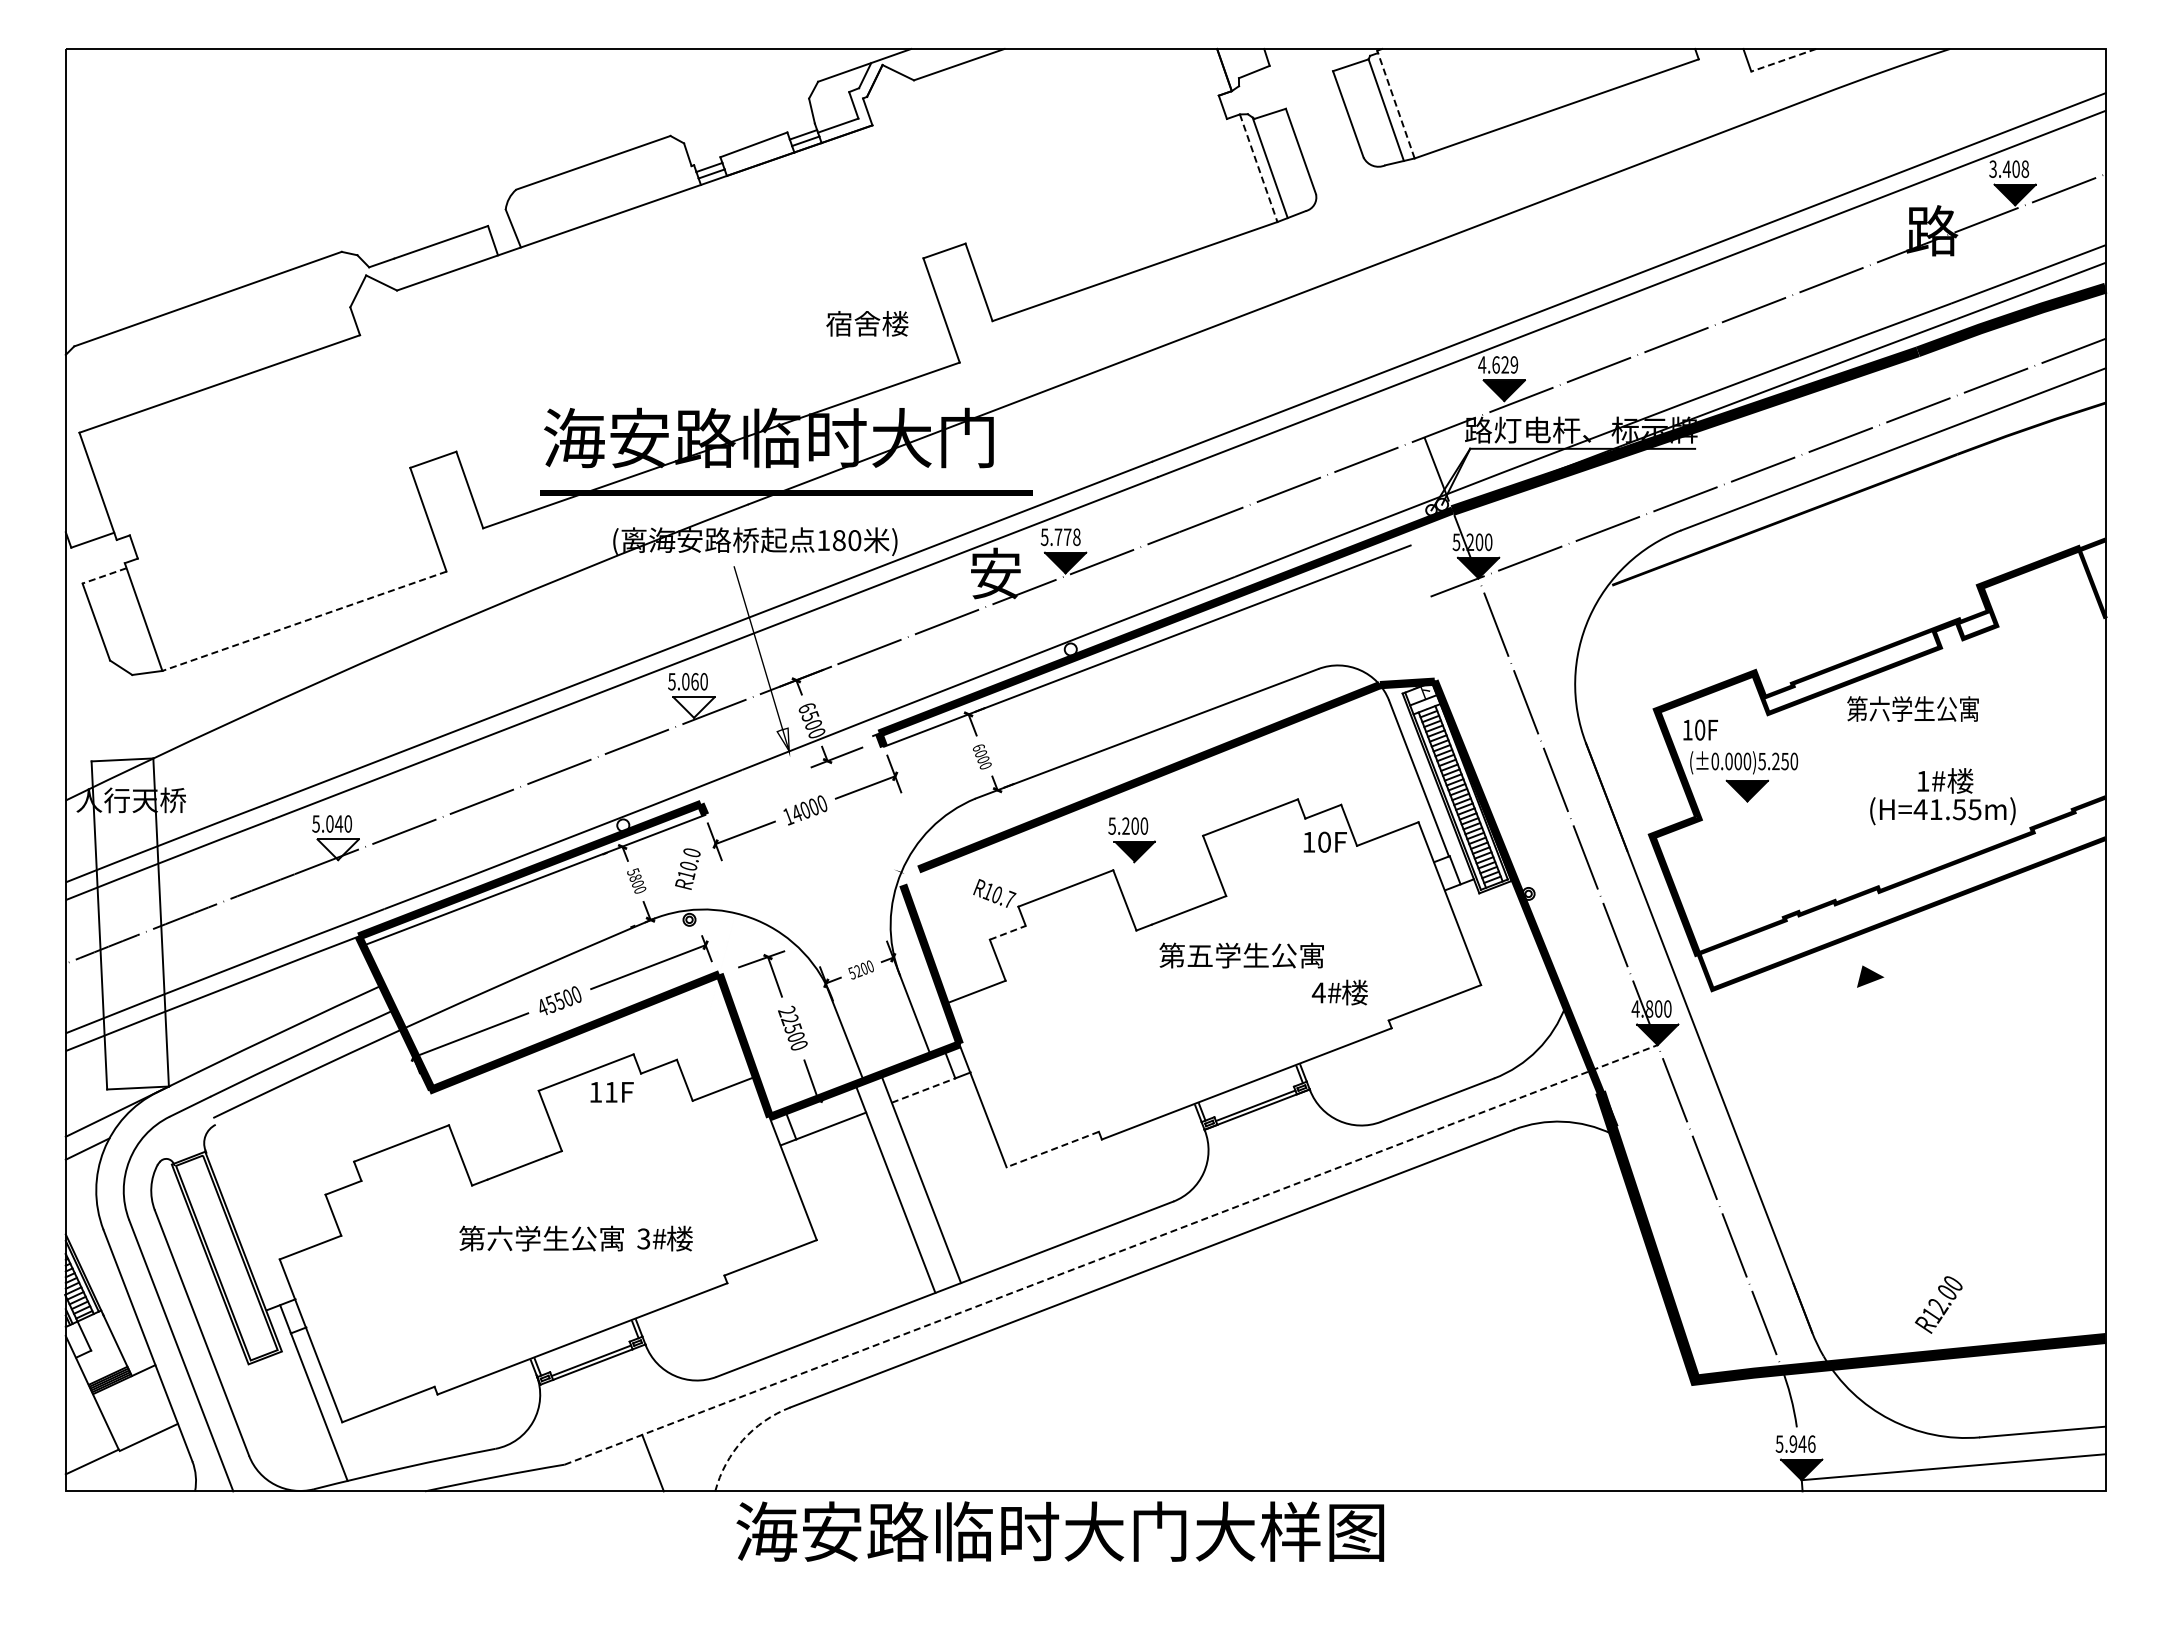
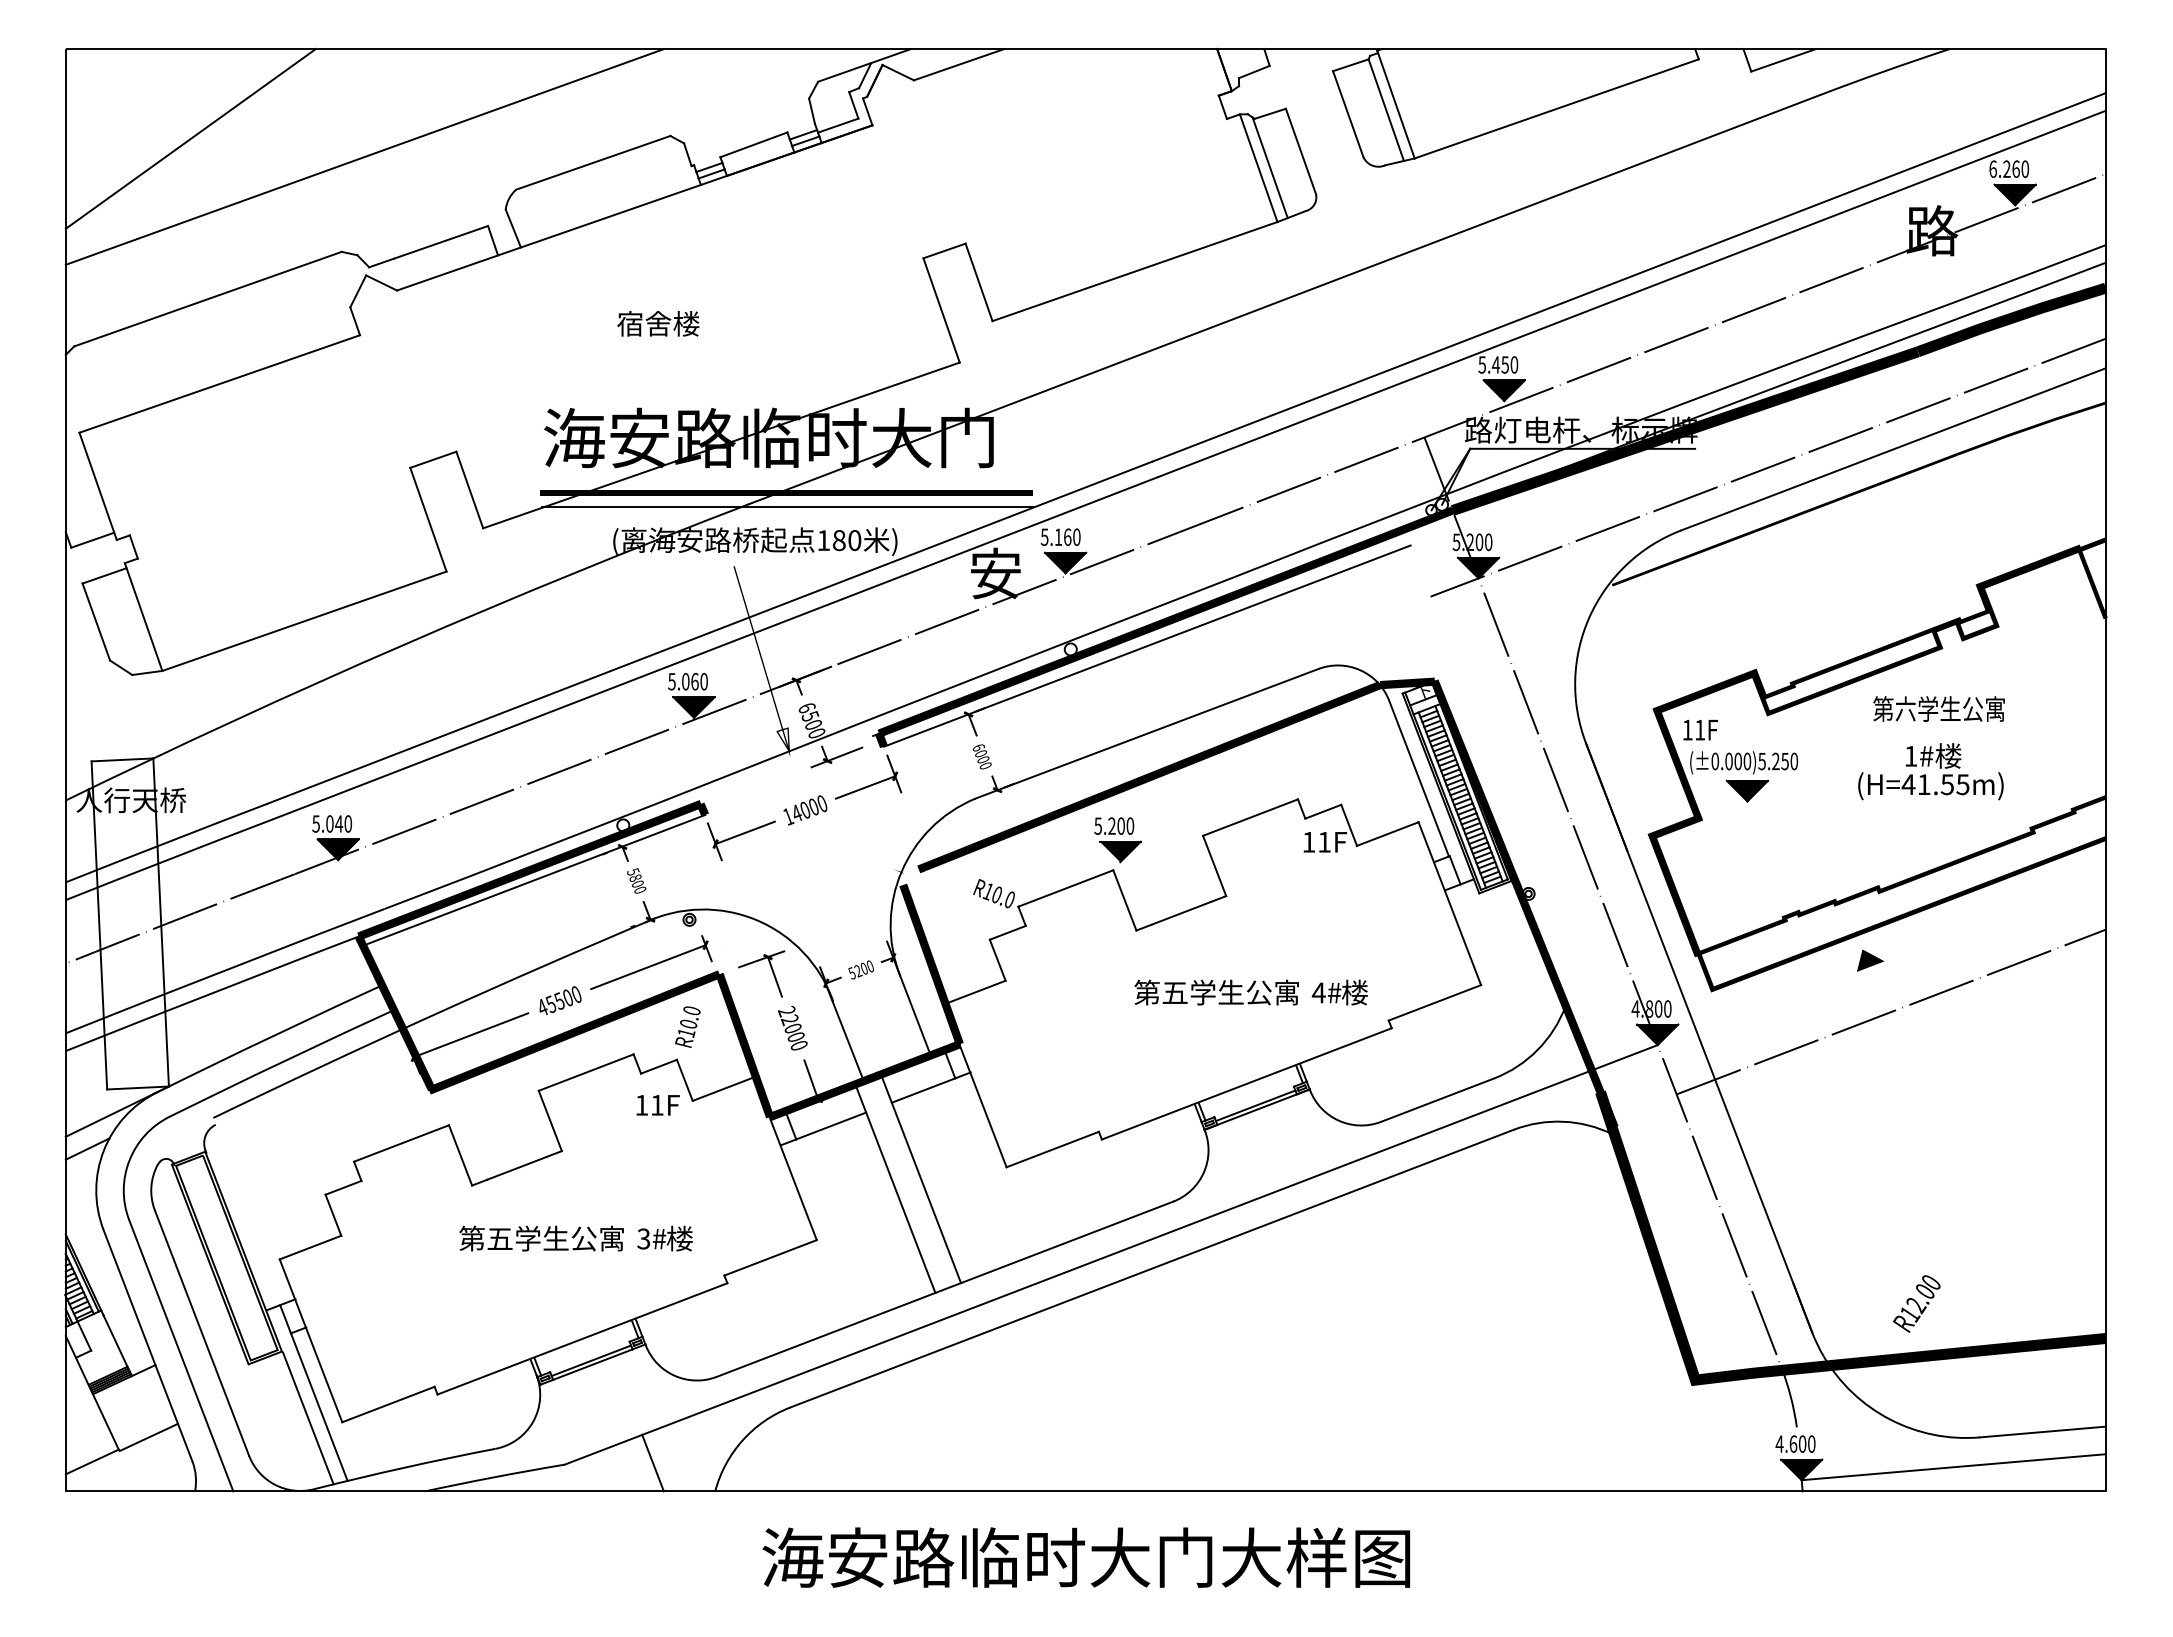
line: dashed -> solid (1783, 60)
line: dashed -> solid (1395, 104)
line: none -> present (190, 138)
line: none -> present (364, 156)
line: dashed -> solid (1258, 168)
text: 3.408 -> 6.260 (2009, 168)
text position: (867, 323) -> (658, 323) (658, 323)
text: 4.629 -> 5.450 (1498, 364)
line: none -> present (787, 507)
text: 5.778 -> 5.160 (1067, 537)
line: dashed -> solid (104, 576)
line: dashed -> solid (304, 621)
fill: none -> present (693, 707)
text position: (1912, 708) -> (1938, 708) (1938, 708)
text: 10F -> 11F (1700, 729)
text position: (1942, 796) -> (1930, 771) (1930, 771)
part position: (1131, 840) -> (1117, 840) (1117, 840)
text: 10F -> 11F (1324, 841)
fill: none -> present (337, 849)
text position: (687, 868) -> (687, 1026) (687, 1026)
text: R10.7 -> R10.0 (1010, 899)
line: dashed -> solid (1008, 932)
text position: (1241, 955) -> (1216, 992) (1216, 992)
part position: (1870, 976) -> (1870, 960) (1870, 960)
line: none -> present (1890, 1011)
text: 22500 -> 22000 (793, 1028)
line: dashed -> solid (924, 1090)
text position: (611, 1092) -> (657, 1105) (657, 1105)
line: dashed -> solid (1052, 1149)
text: 第六学生公寓 -> 第五学生公寓 (499, 1237)
line: dashed -> solid (1111, 1254)
text position: (1938, 1304) -> (1916, 1303) (1916, 1303)
line: none -> present (308, 1418)
arc: dashed -> solid (742, 1440)
text: 5.946 -> 4.600 (1795, 1443)
text position: (1060, 1531) -> (1086, 1557) (1086, 1557)
